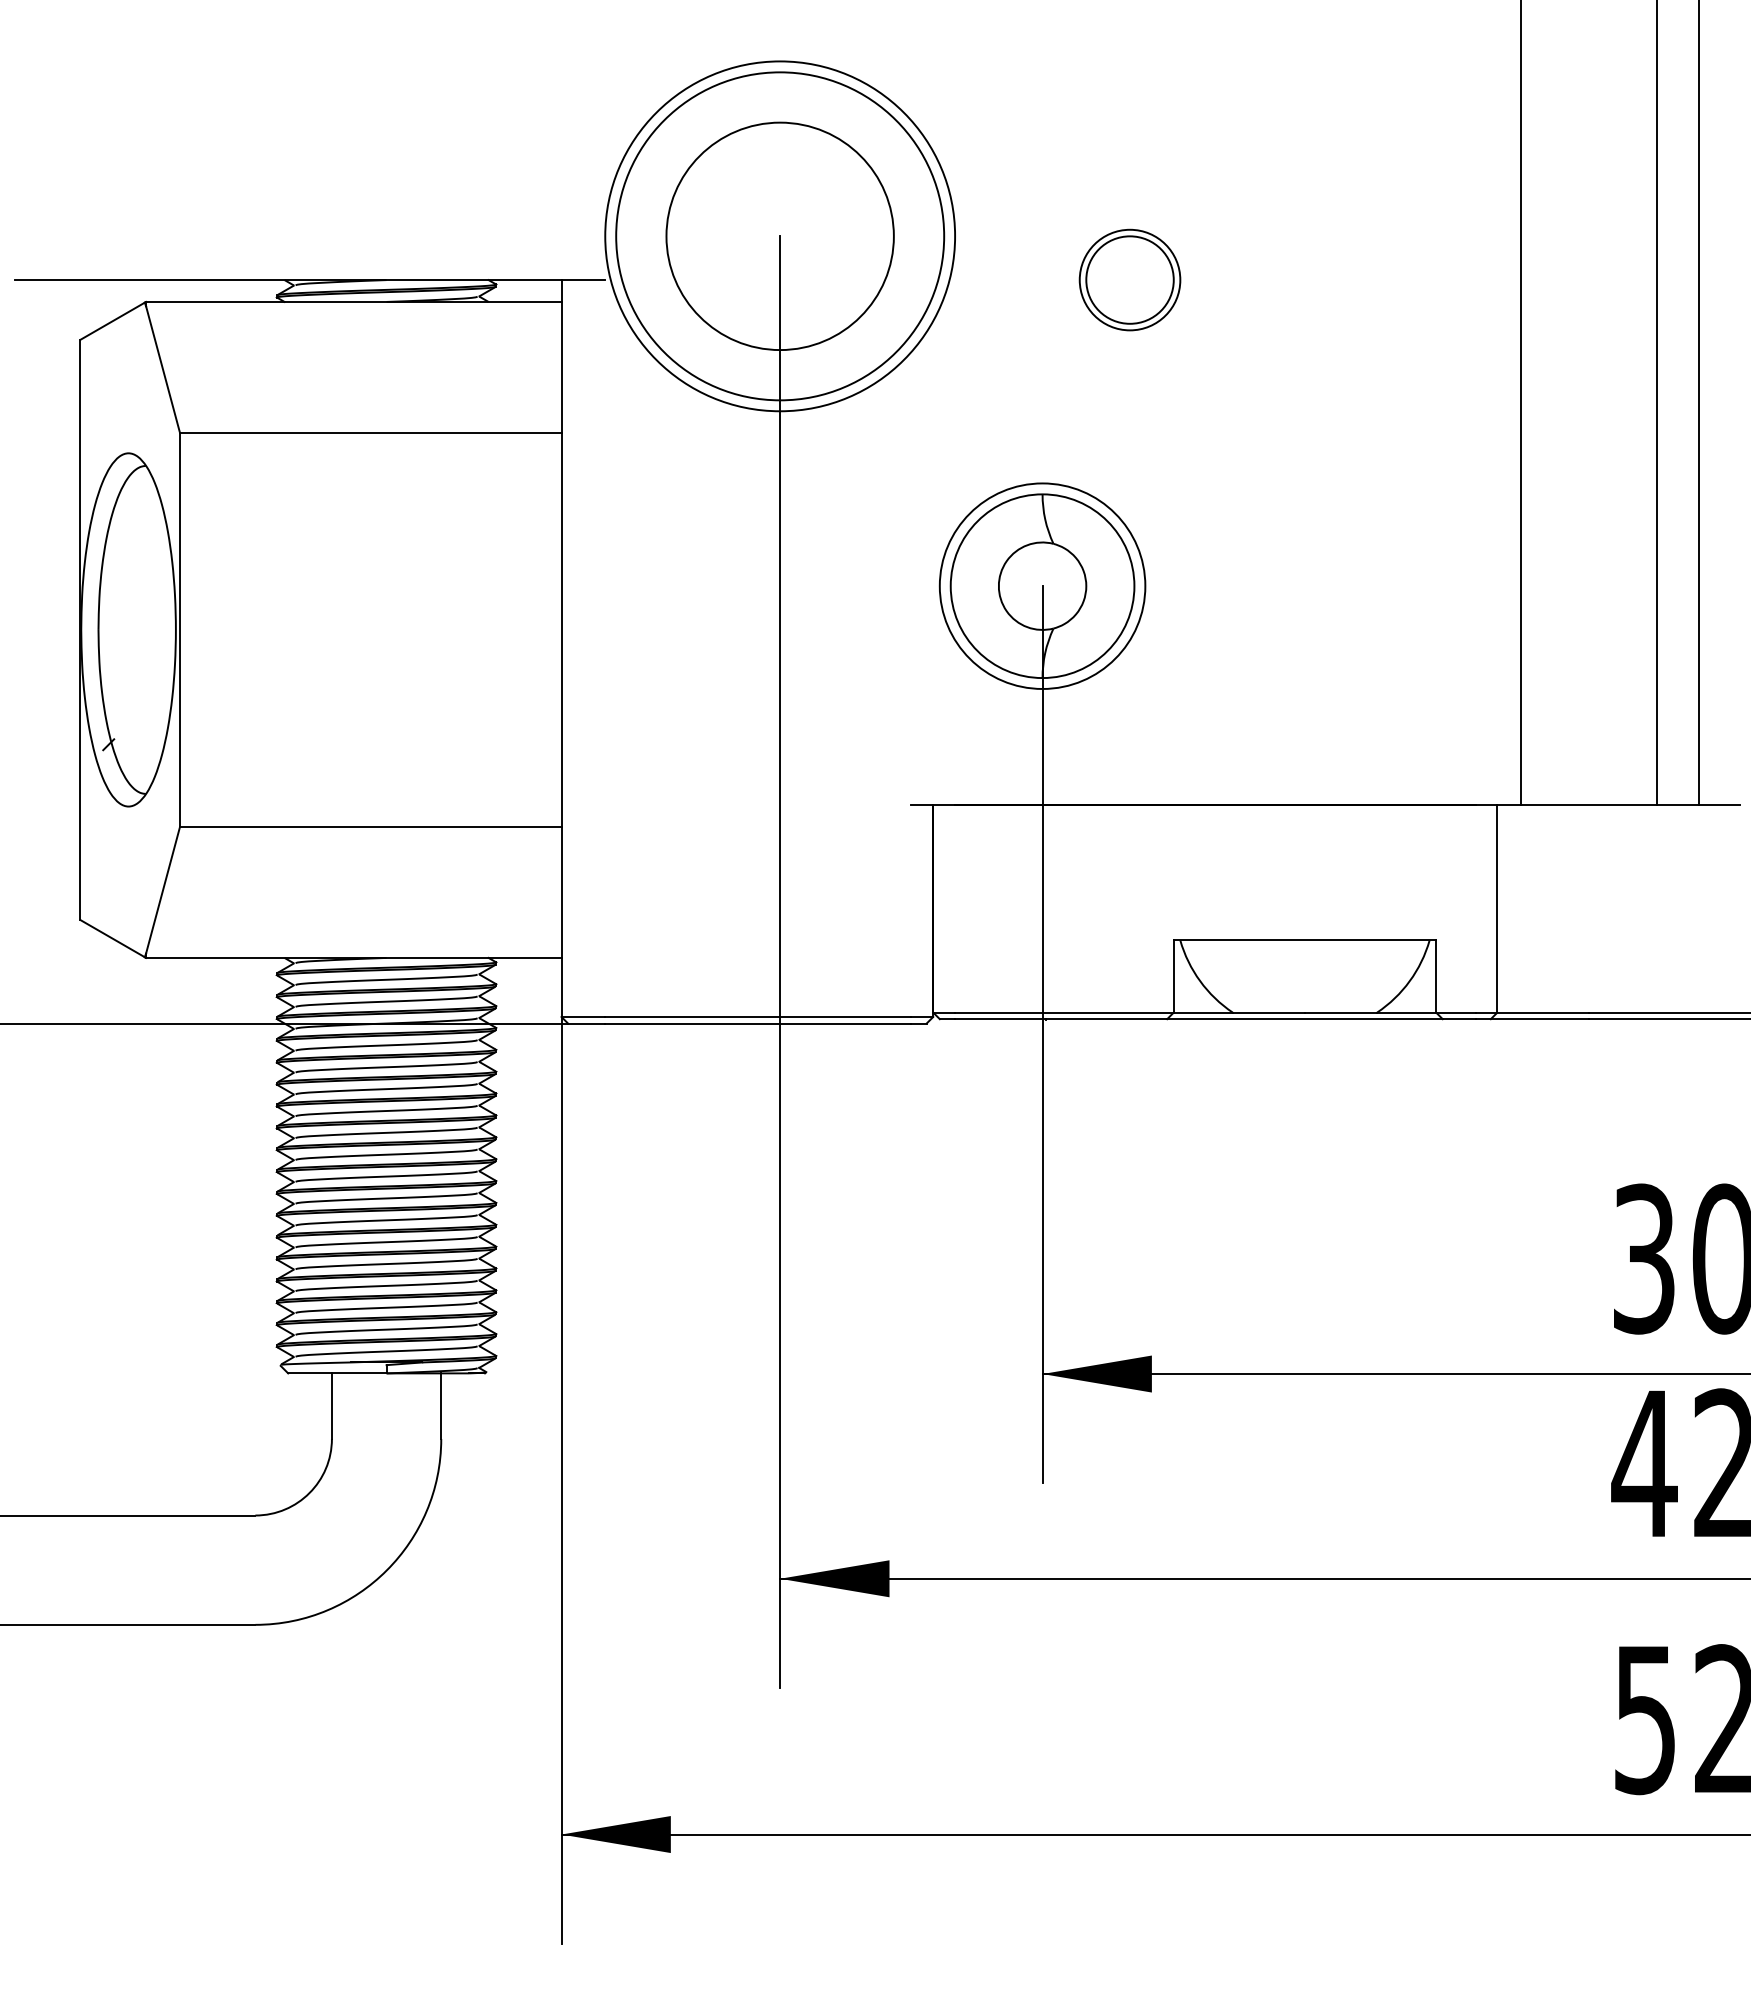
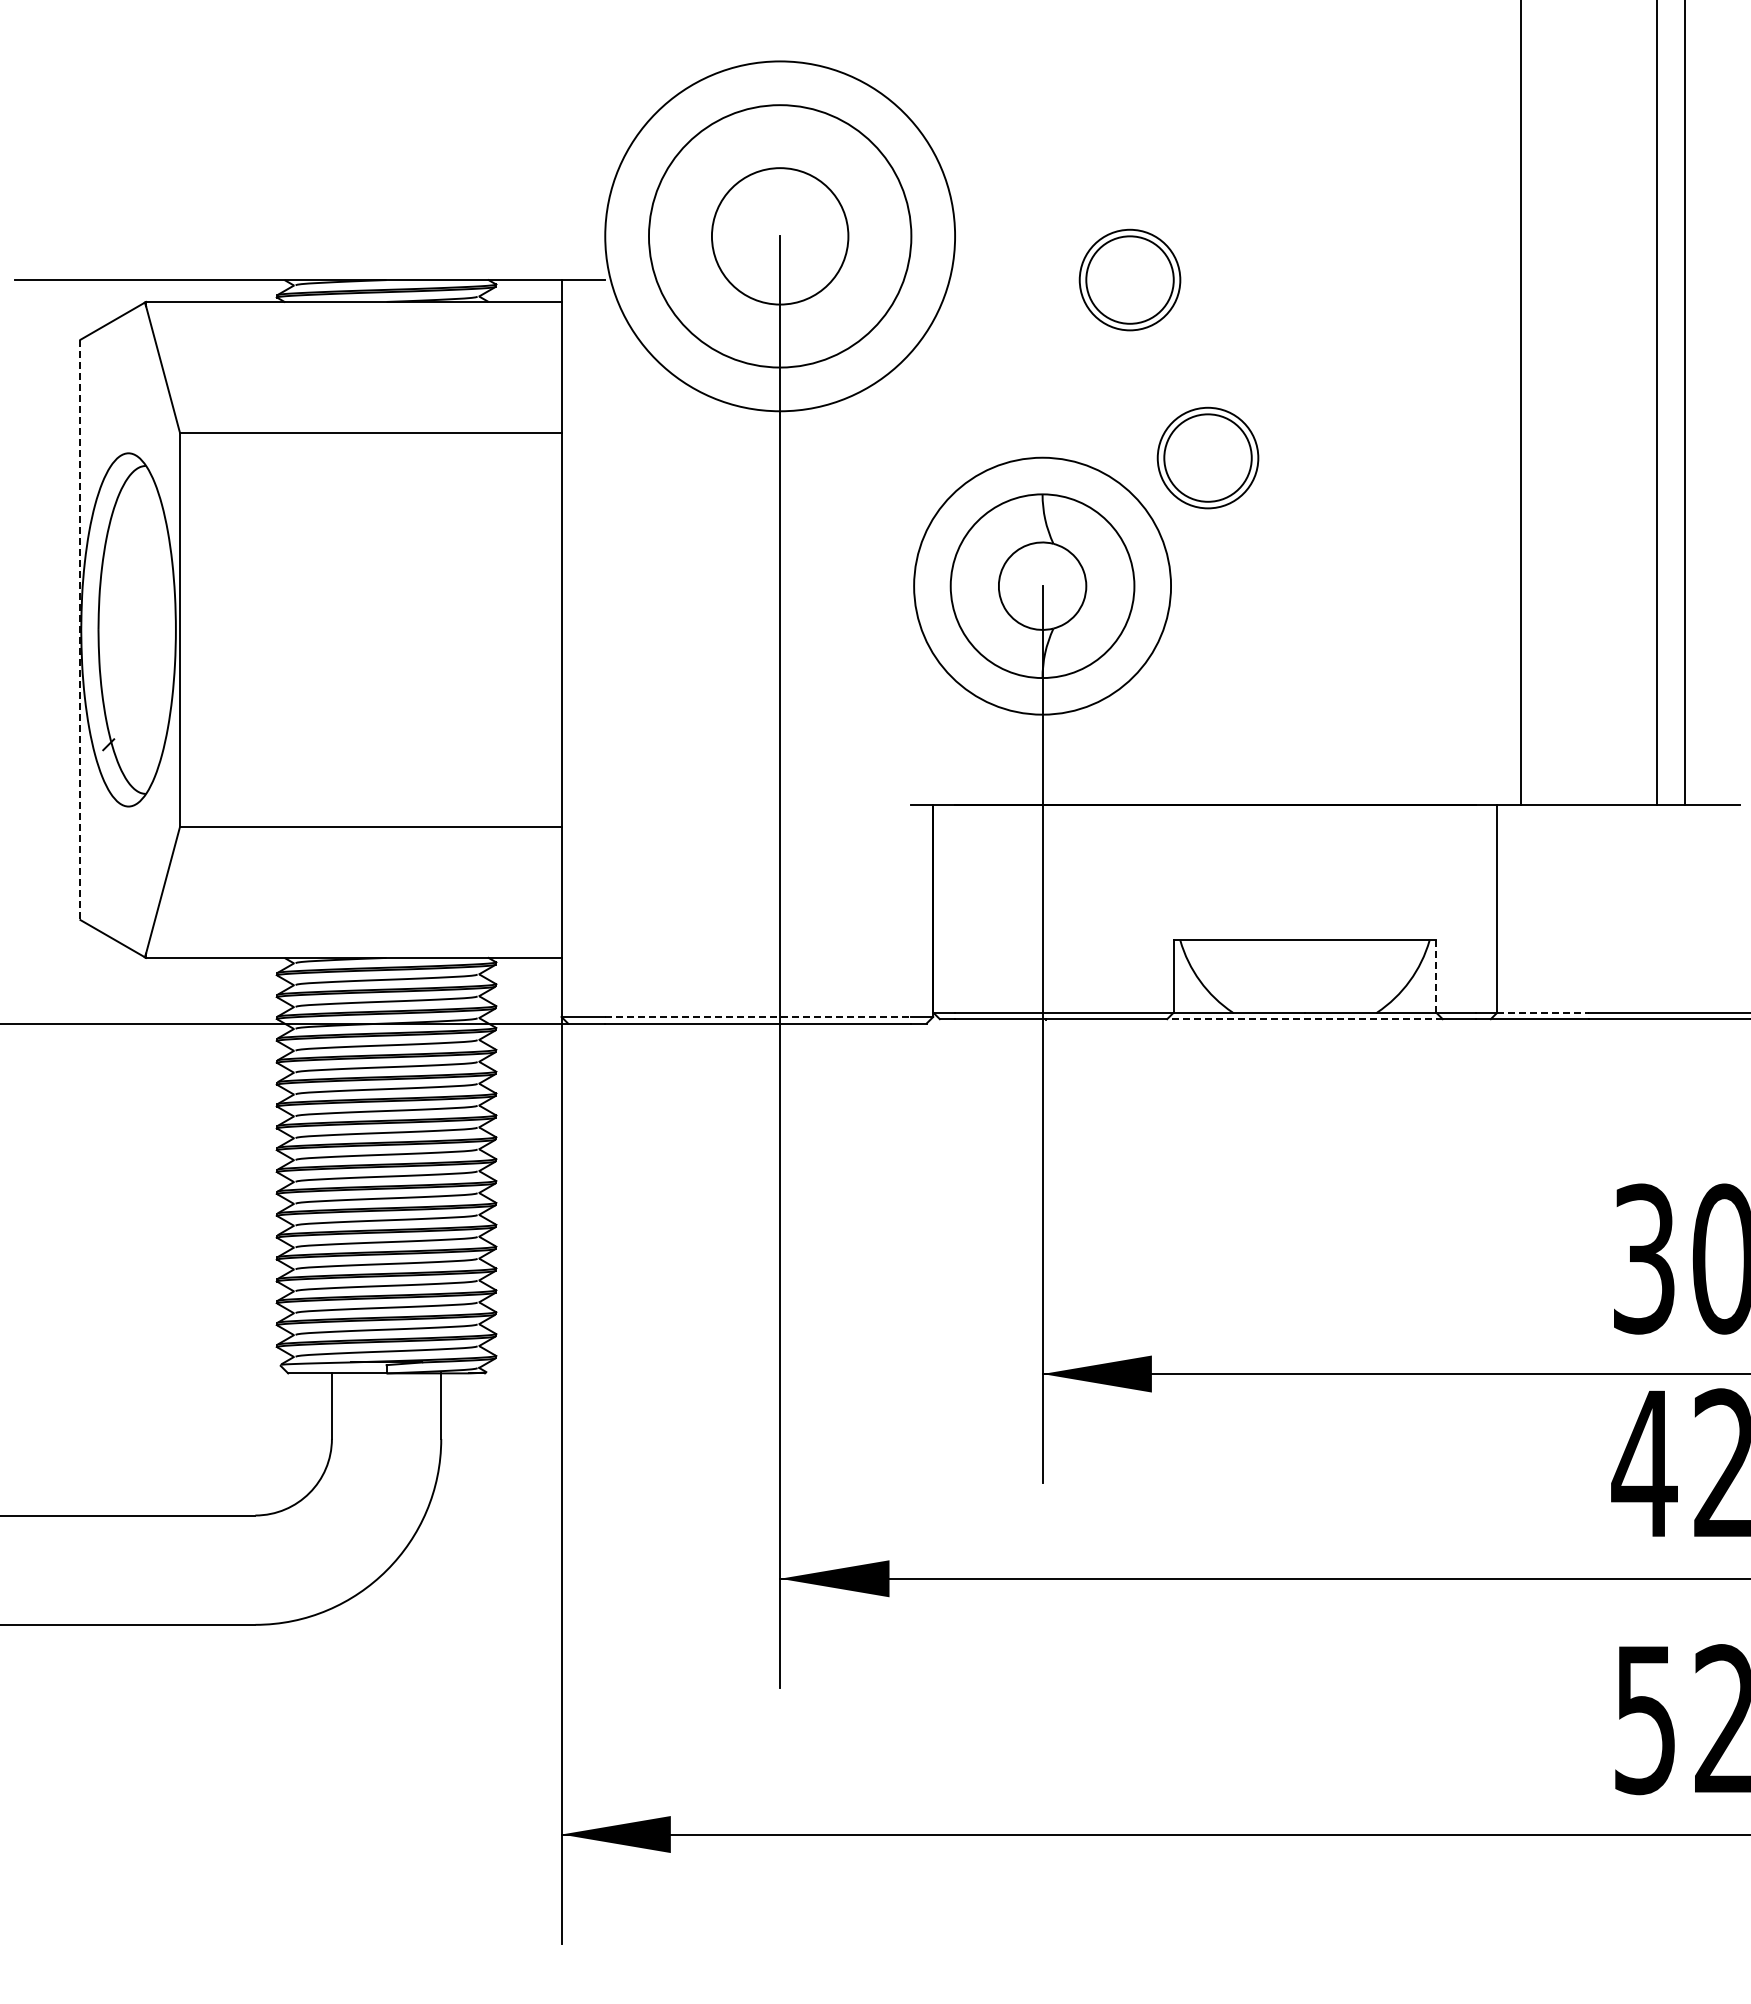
circle diameter: 227 px -> 136 px (779, 236)
circle diameter: 328 px -> 262 px (779, 236)
line position: (1698, 403) -> (1684, 403) (1684, 403)
part: none -> present (1207, 457)
circle diameter: 206 px -> 257 px (1042, 585)
line: solid -> dashed (80, 630)
line: solid -> dashed (1436, 977)
line: solid -> dashed (1543, 1012)
line: solid -> dashed (758, 1016)
line: solid -> dashed (1304, 1019)
